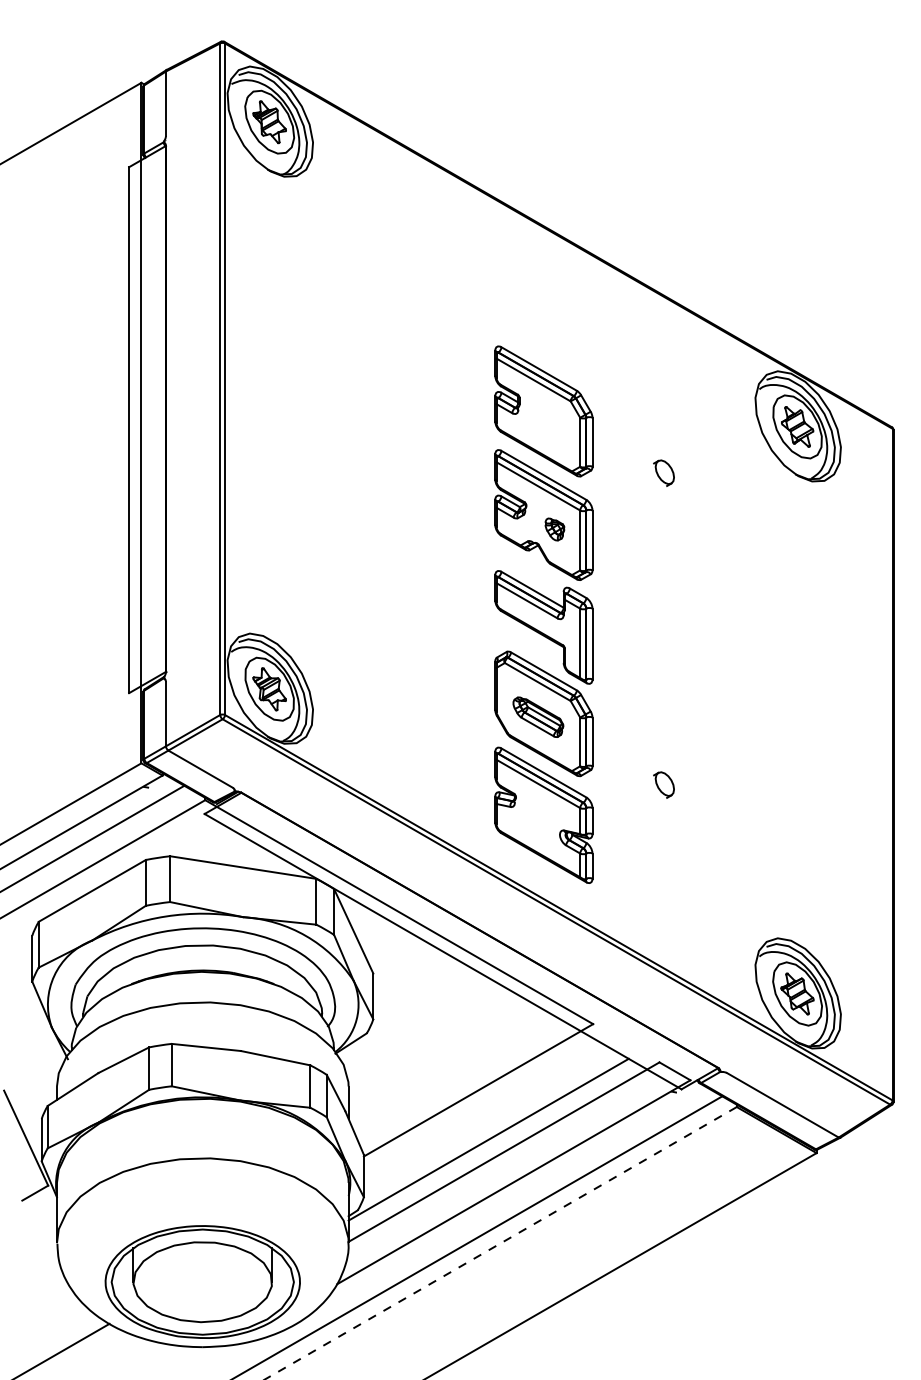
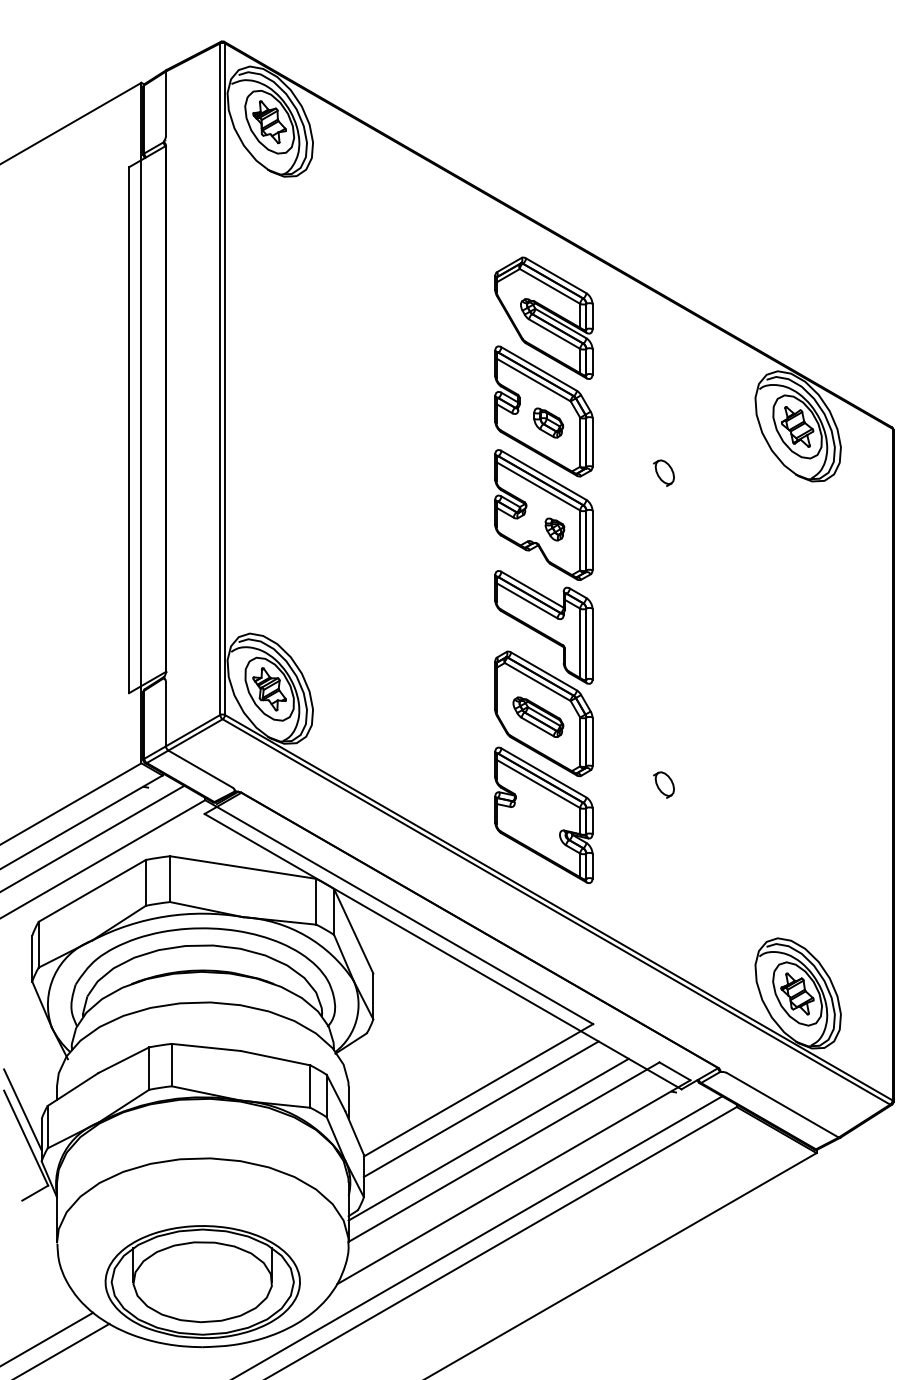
part: none -> present (543, 317)
part: none -> present (548, 422)
line: none -> present (22, 1109)
line: none -> present (480, 1109)
line: dashed -> solid (500, 1243)
line: none -> present (47, 1338)
